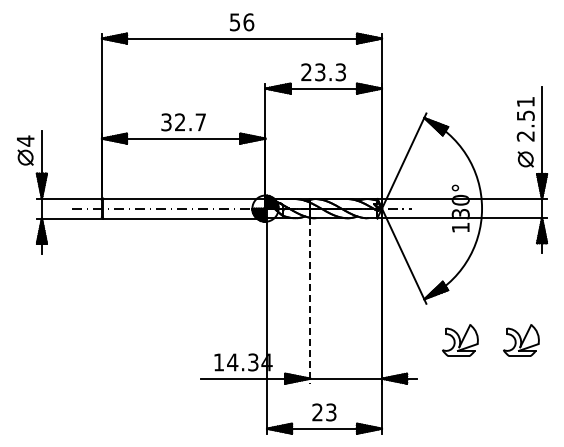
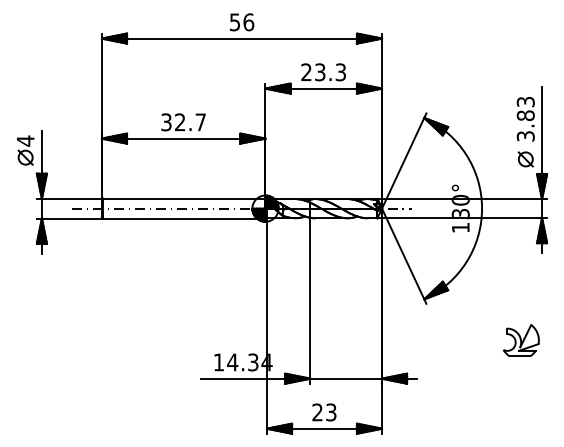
text: 2.51 -> 3.83 (525, 118)
line: dashed -> solid (310, 300)
part: present -> none (460, 340)
